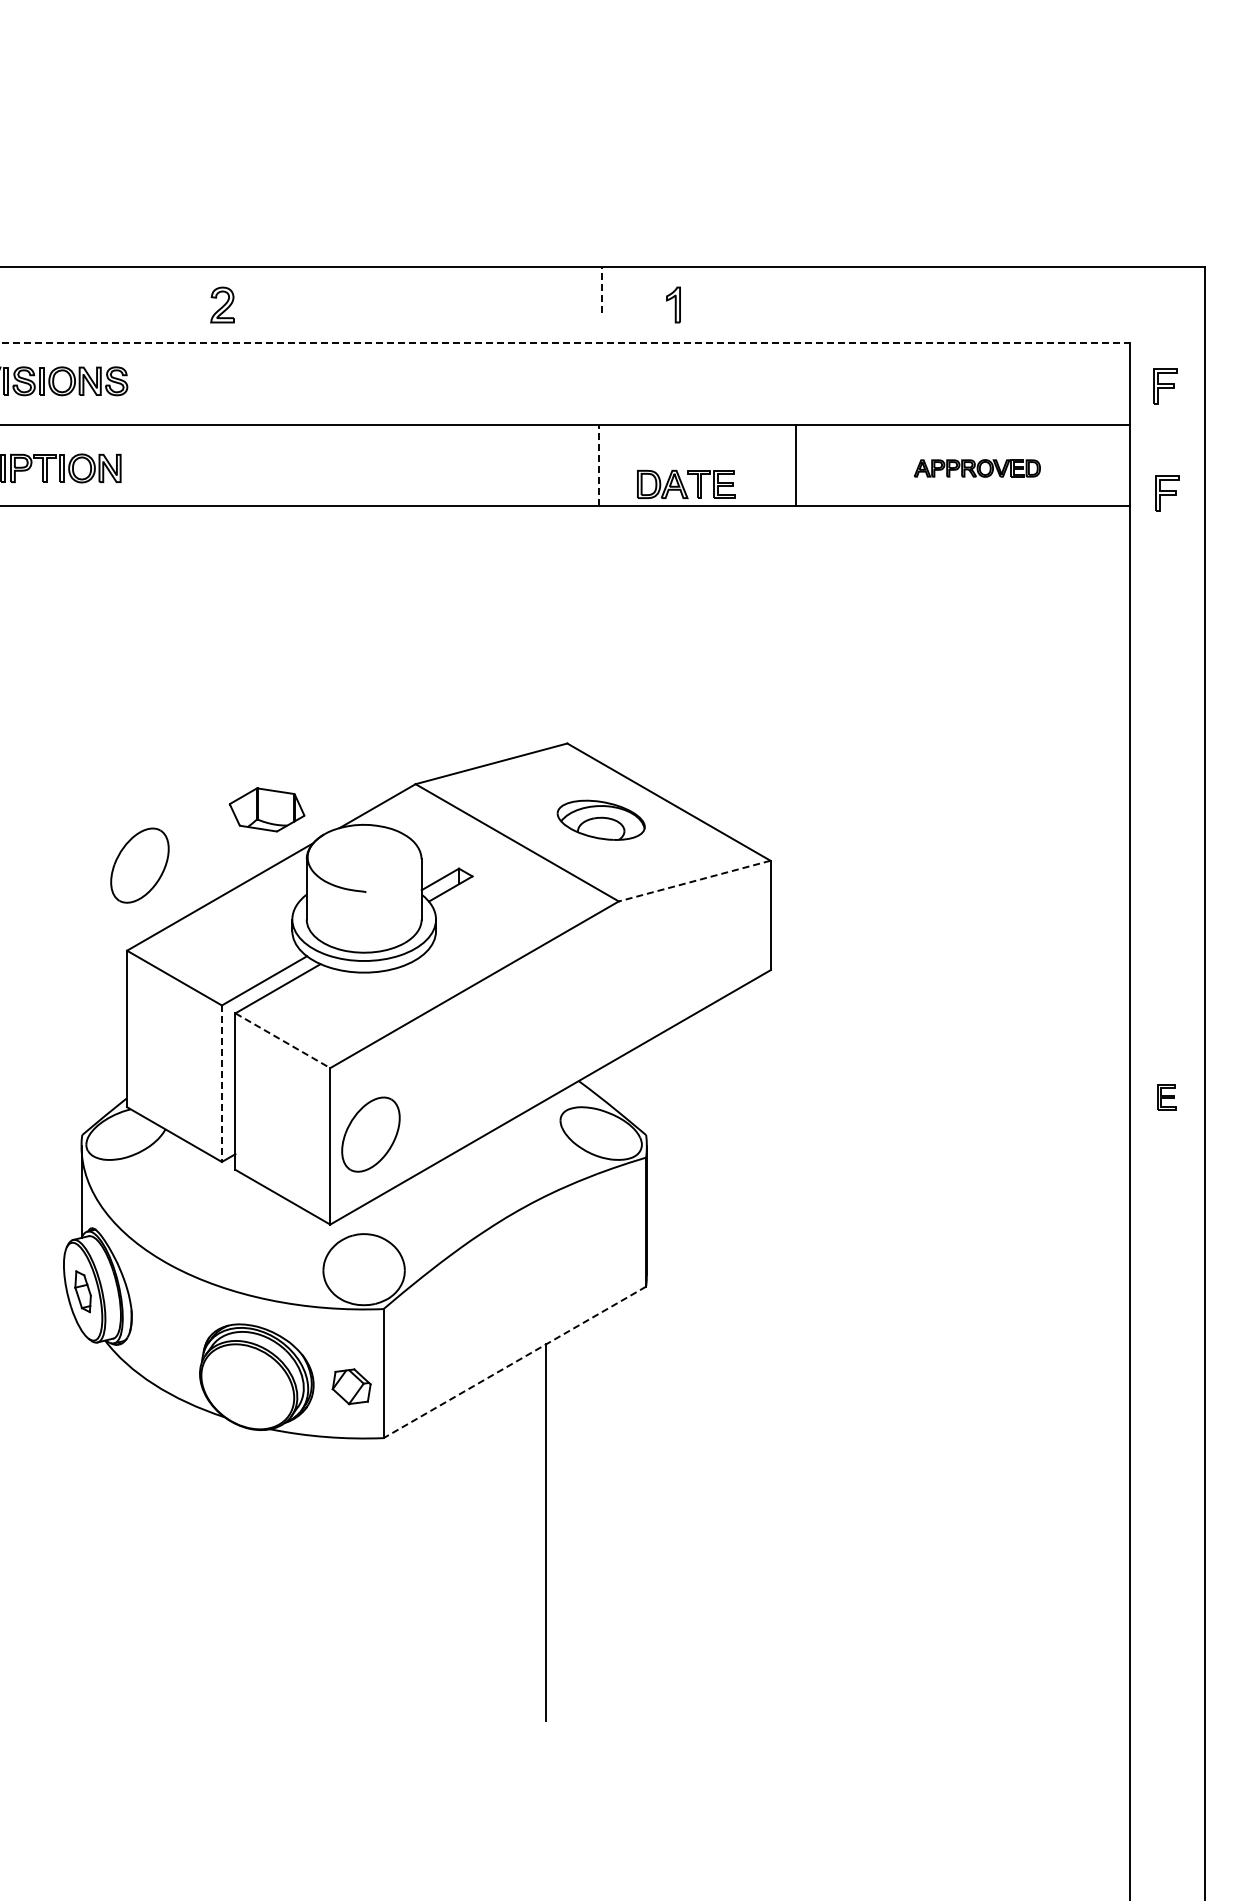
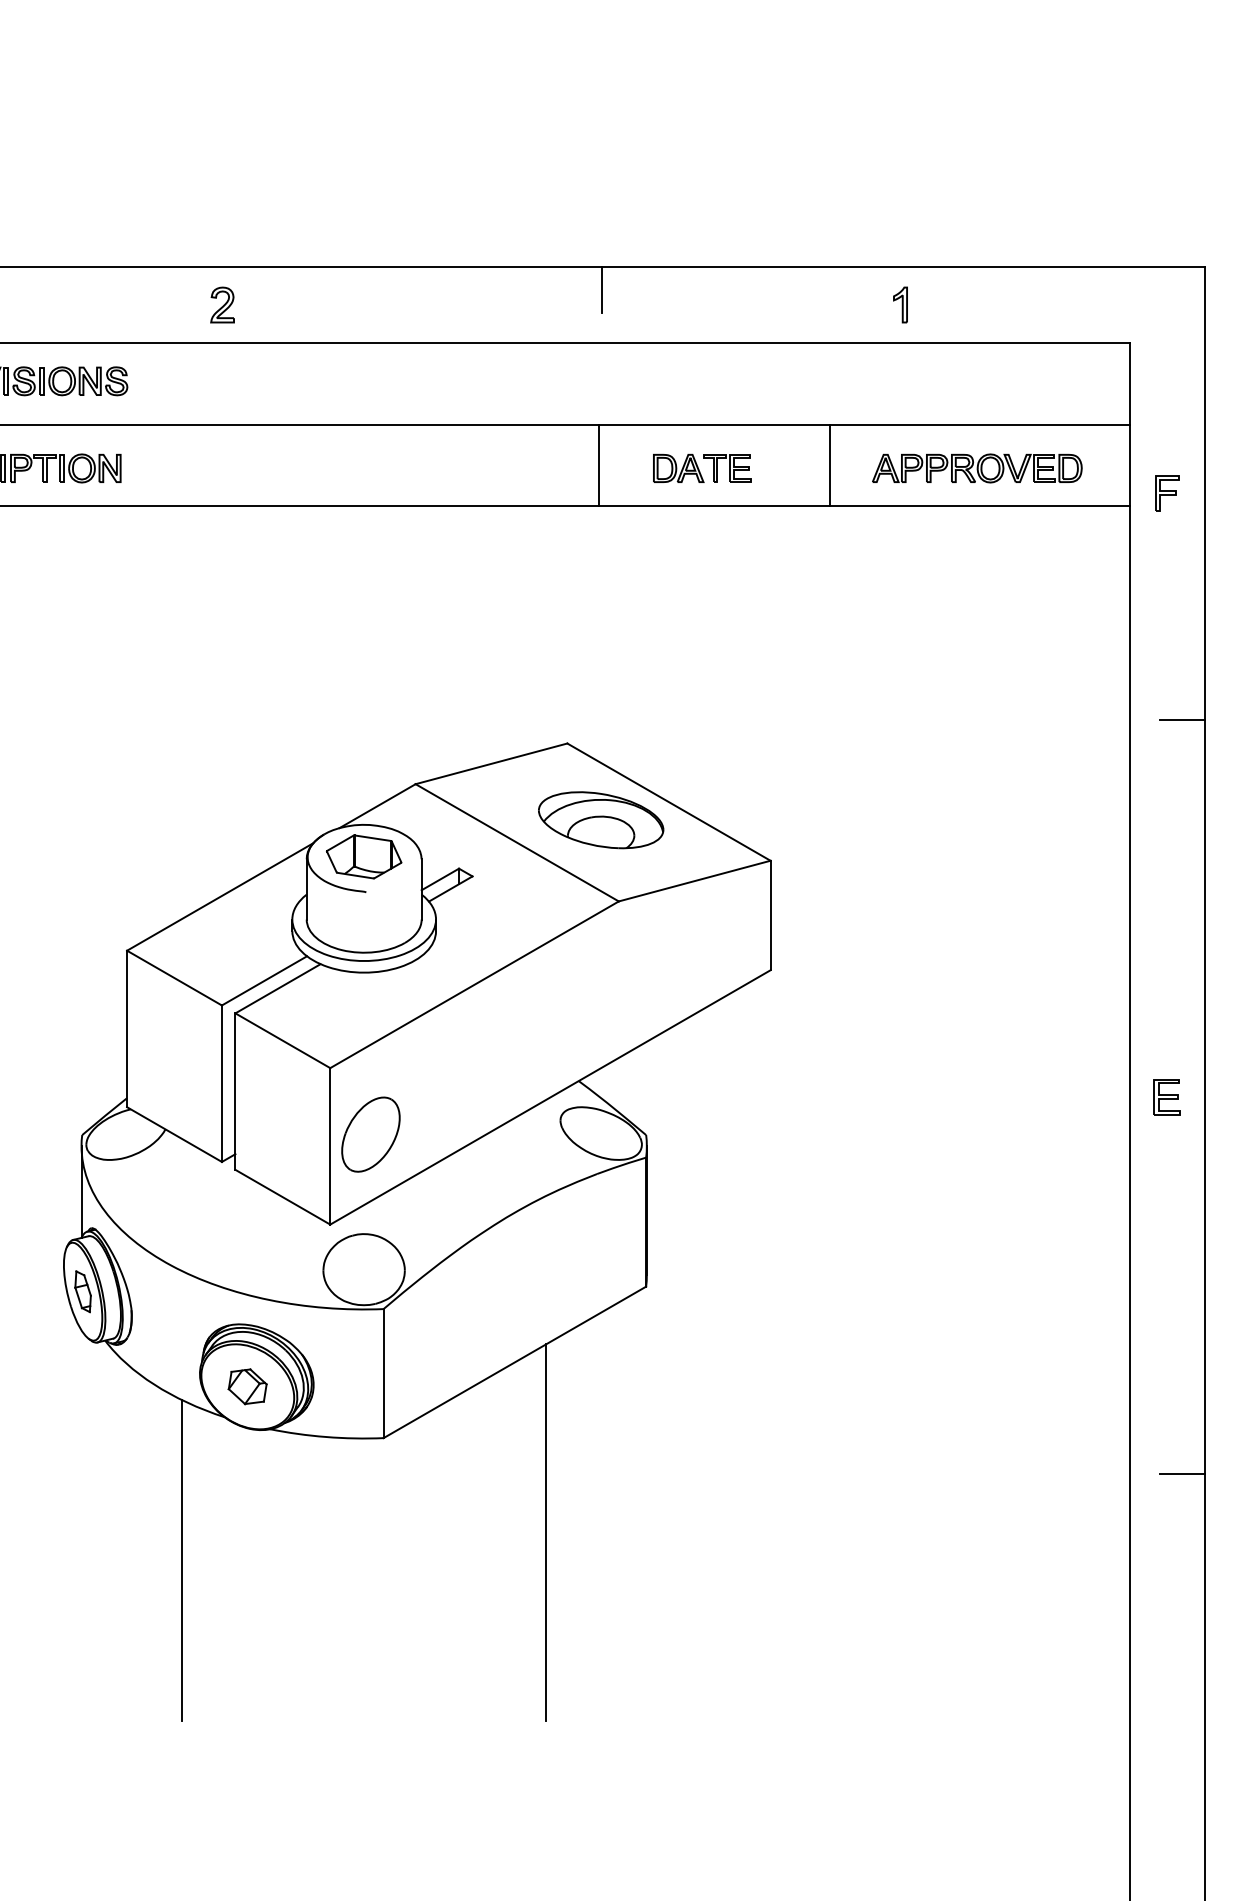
line: dashed -> solid (601, 289)
part position: (673, 304) -> (900, 304) (900, 304)
line: dashed -> solid (565, 342)
part: present -> none (1165, 386)
line: dashed -> solid (598, 465)
line position: (796, 465) -> (830, 465) (830, 465)
part size: 127x19 px -> 211x31 px (977, 468)
part position: (686, 483) -> (702, 467) (702, 467)
line: none -> present (1182, 719)
part position: (267, 809) -> (364, 856) (364, 856)
part size: 90x42 px -> 127x59 px (601, 820)
part: present -> none (139, 865)
line: dashed -> solid (694, 881)
line: dashed -> solid (282, 1040)
line: dashed -> solid (221, 1084)
part size: 20x27 px -> 28x37 px (1166, 1097)
line: dashed -> solid (514, 1362)
part position: (351, 1386) -> (247, 1386) (247, 1386)
line: none -> present (1182, 1474)
line: none -> present (182, 1560)
